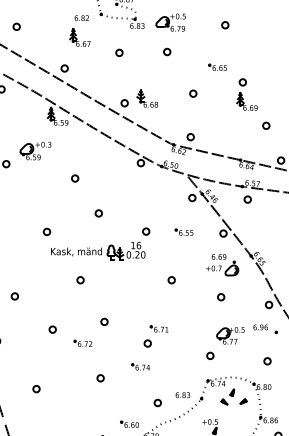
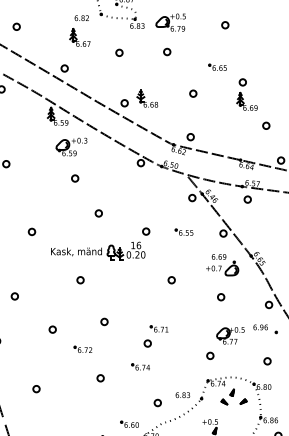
part position: (35, 150) -> (71, 146) (71, 146)
part position: (46, 231) -> (31, 231) (31, 231)
part position: (82, 342) -> (82, 348) (82, 348)
